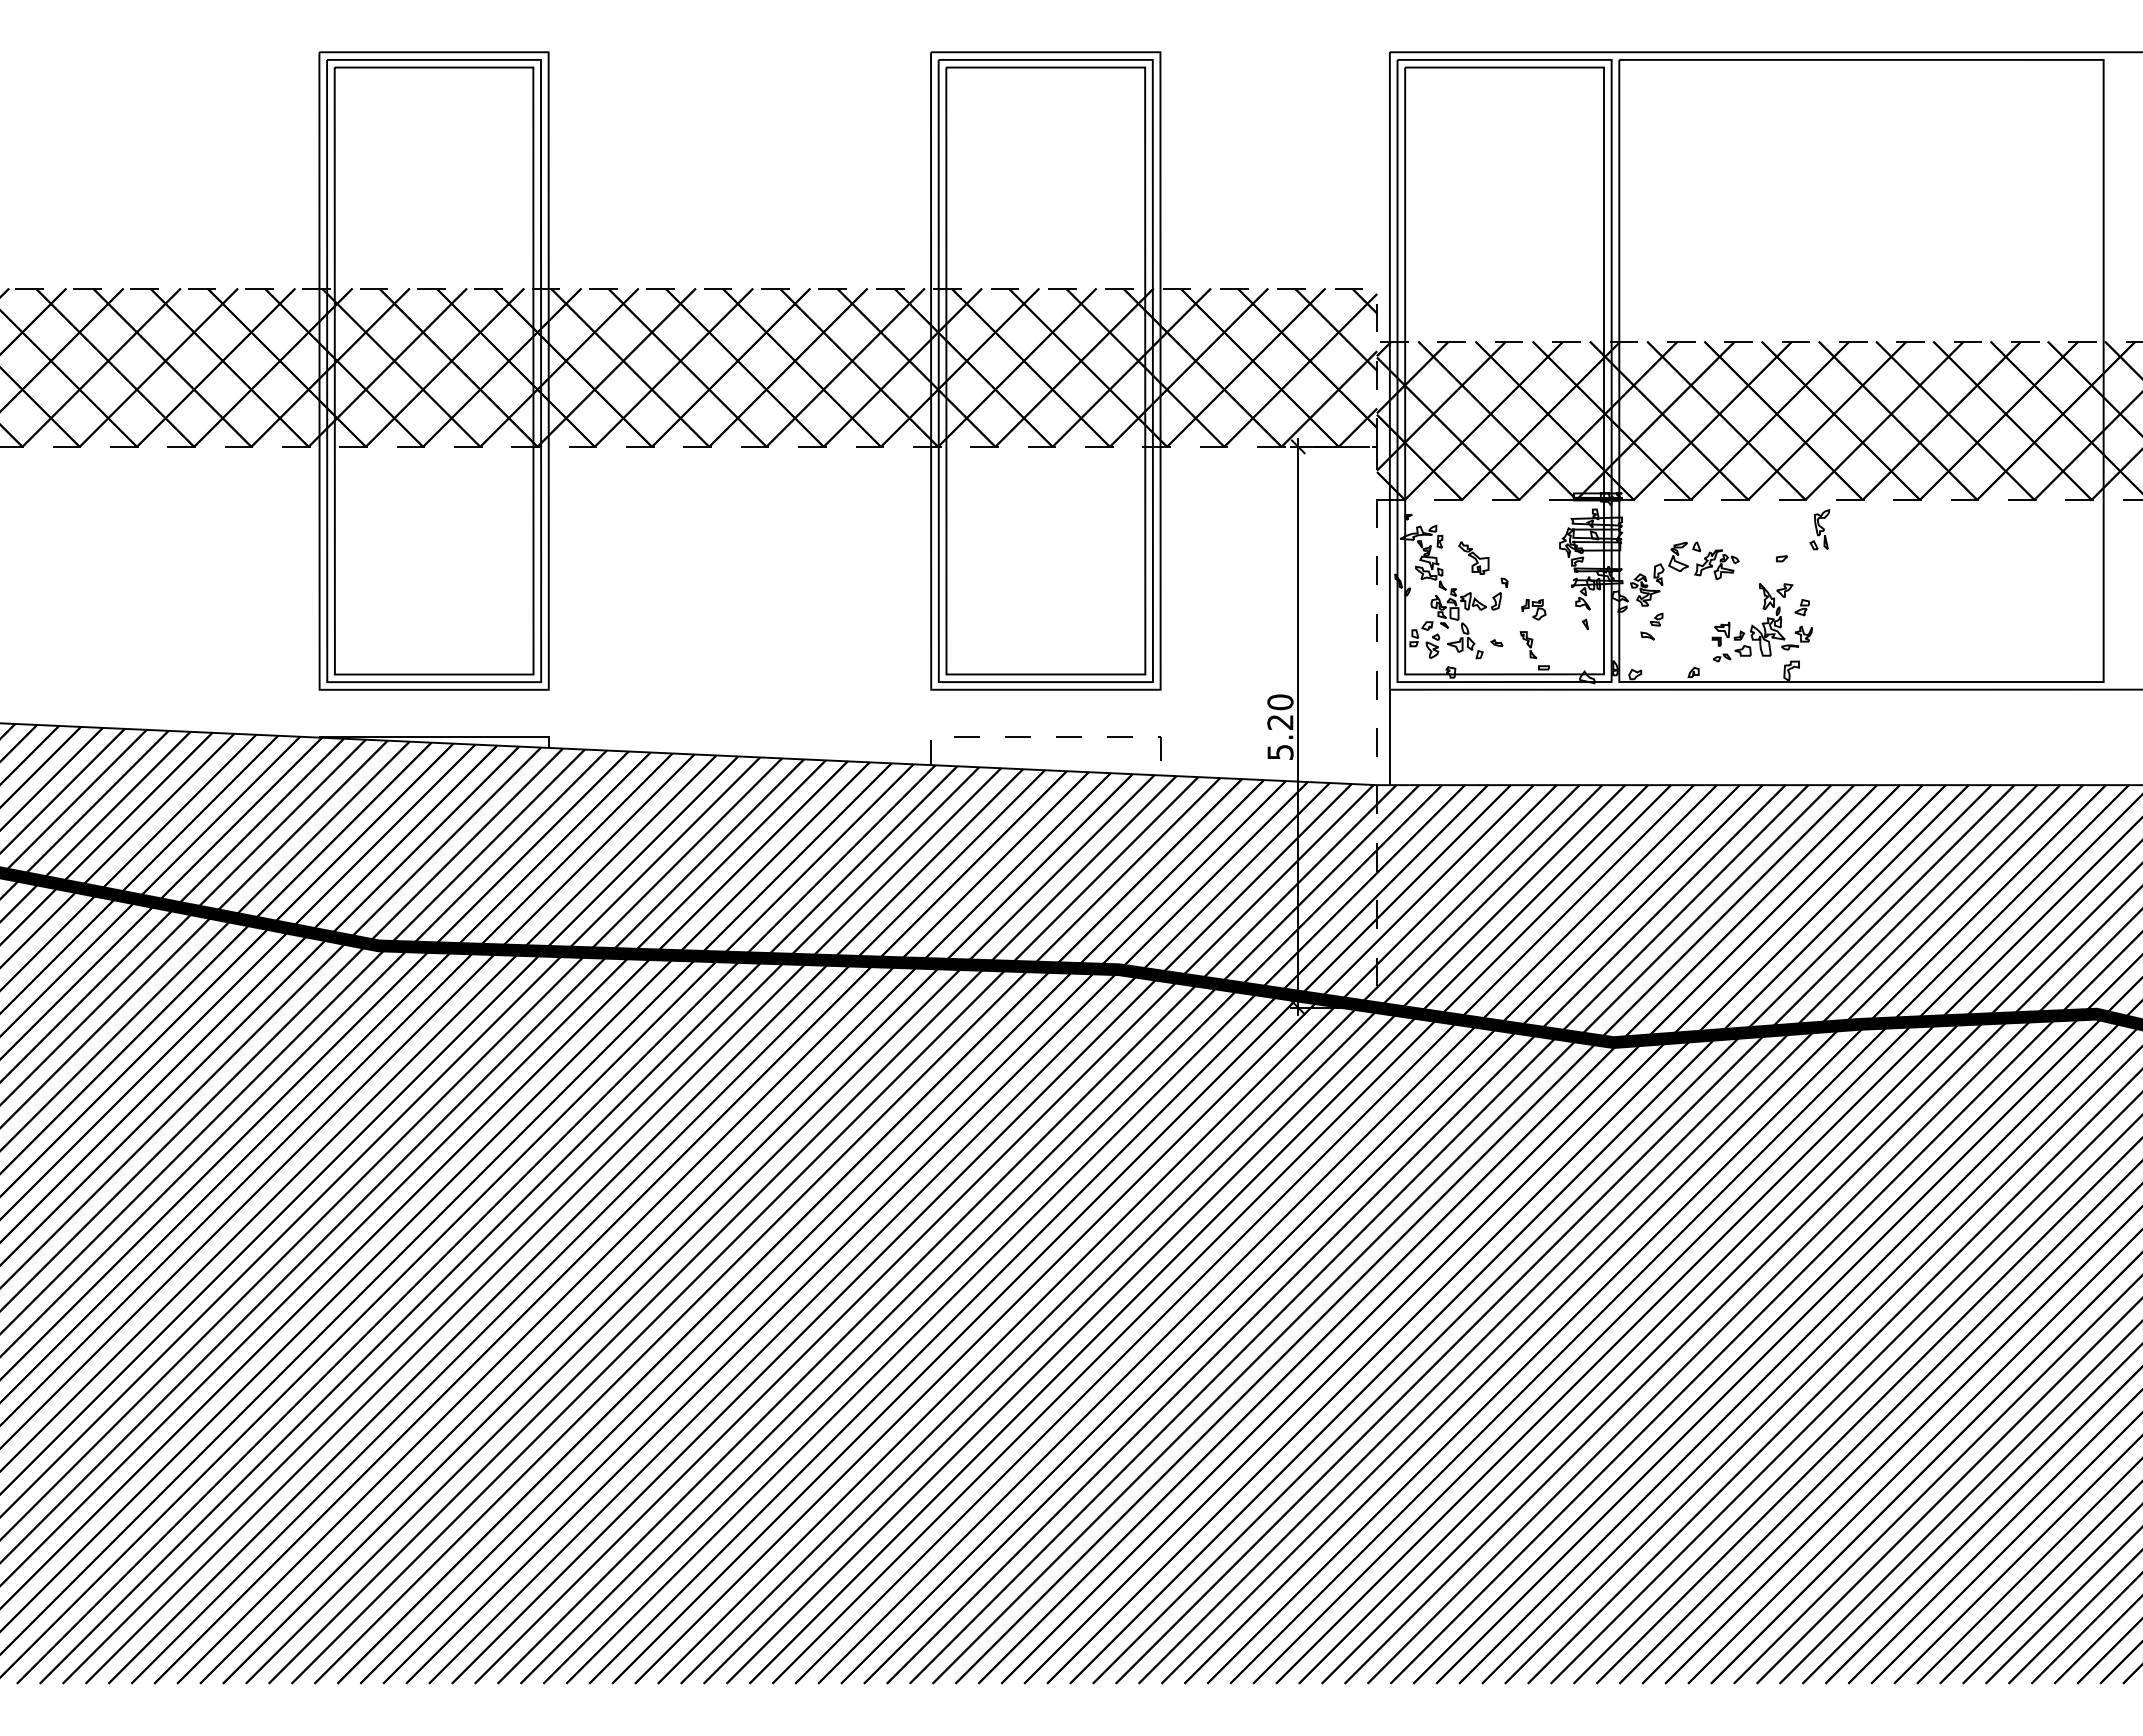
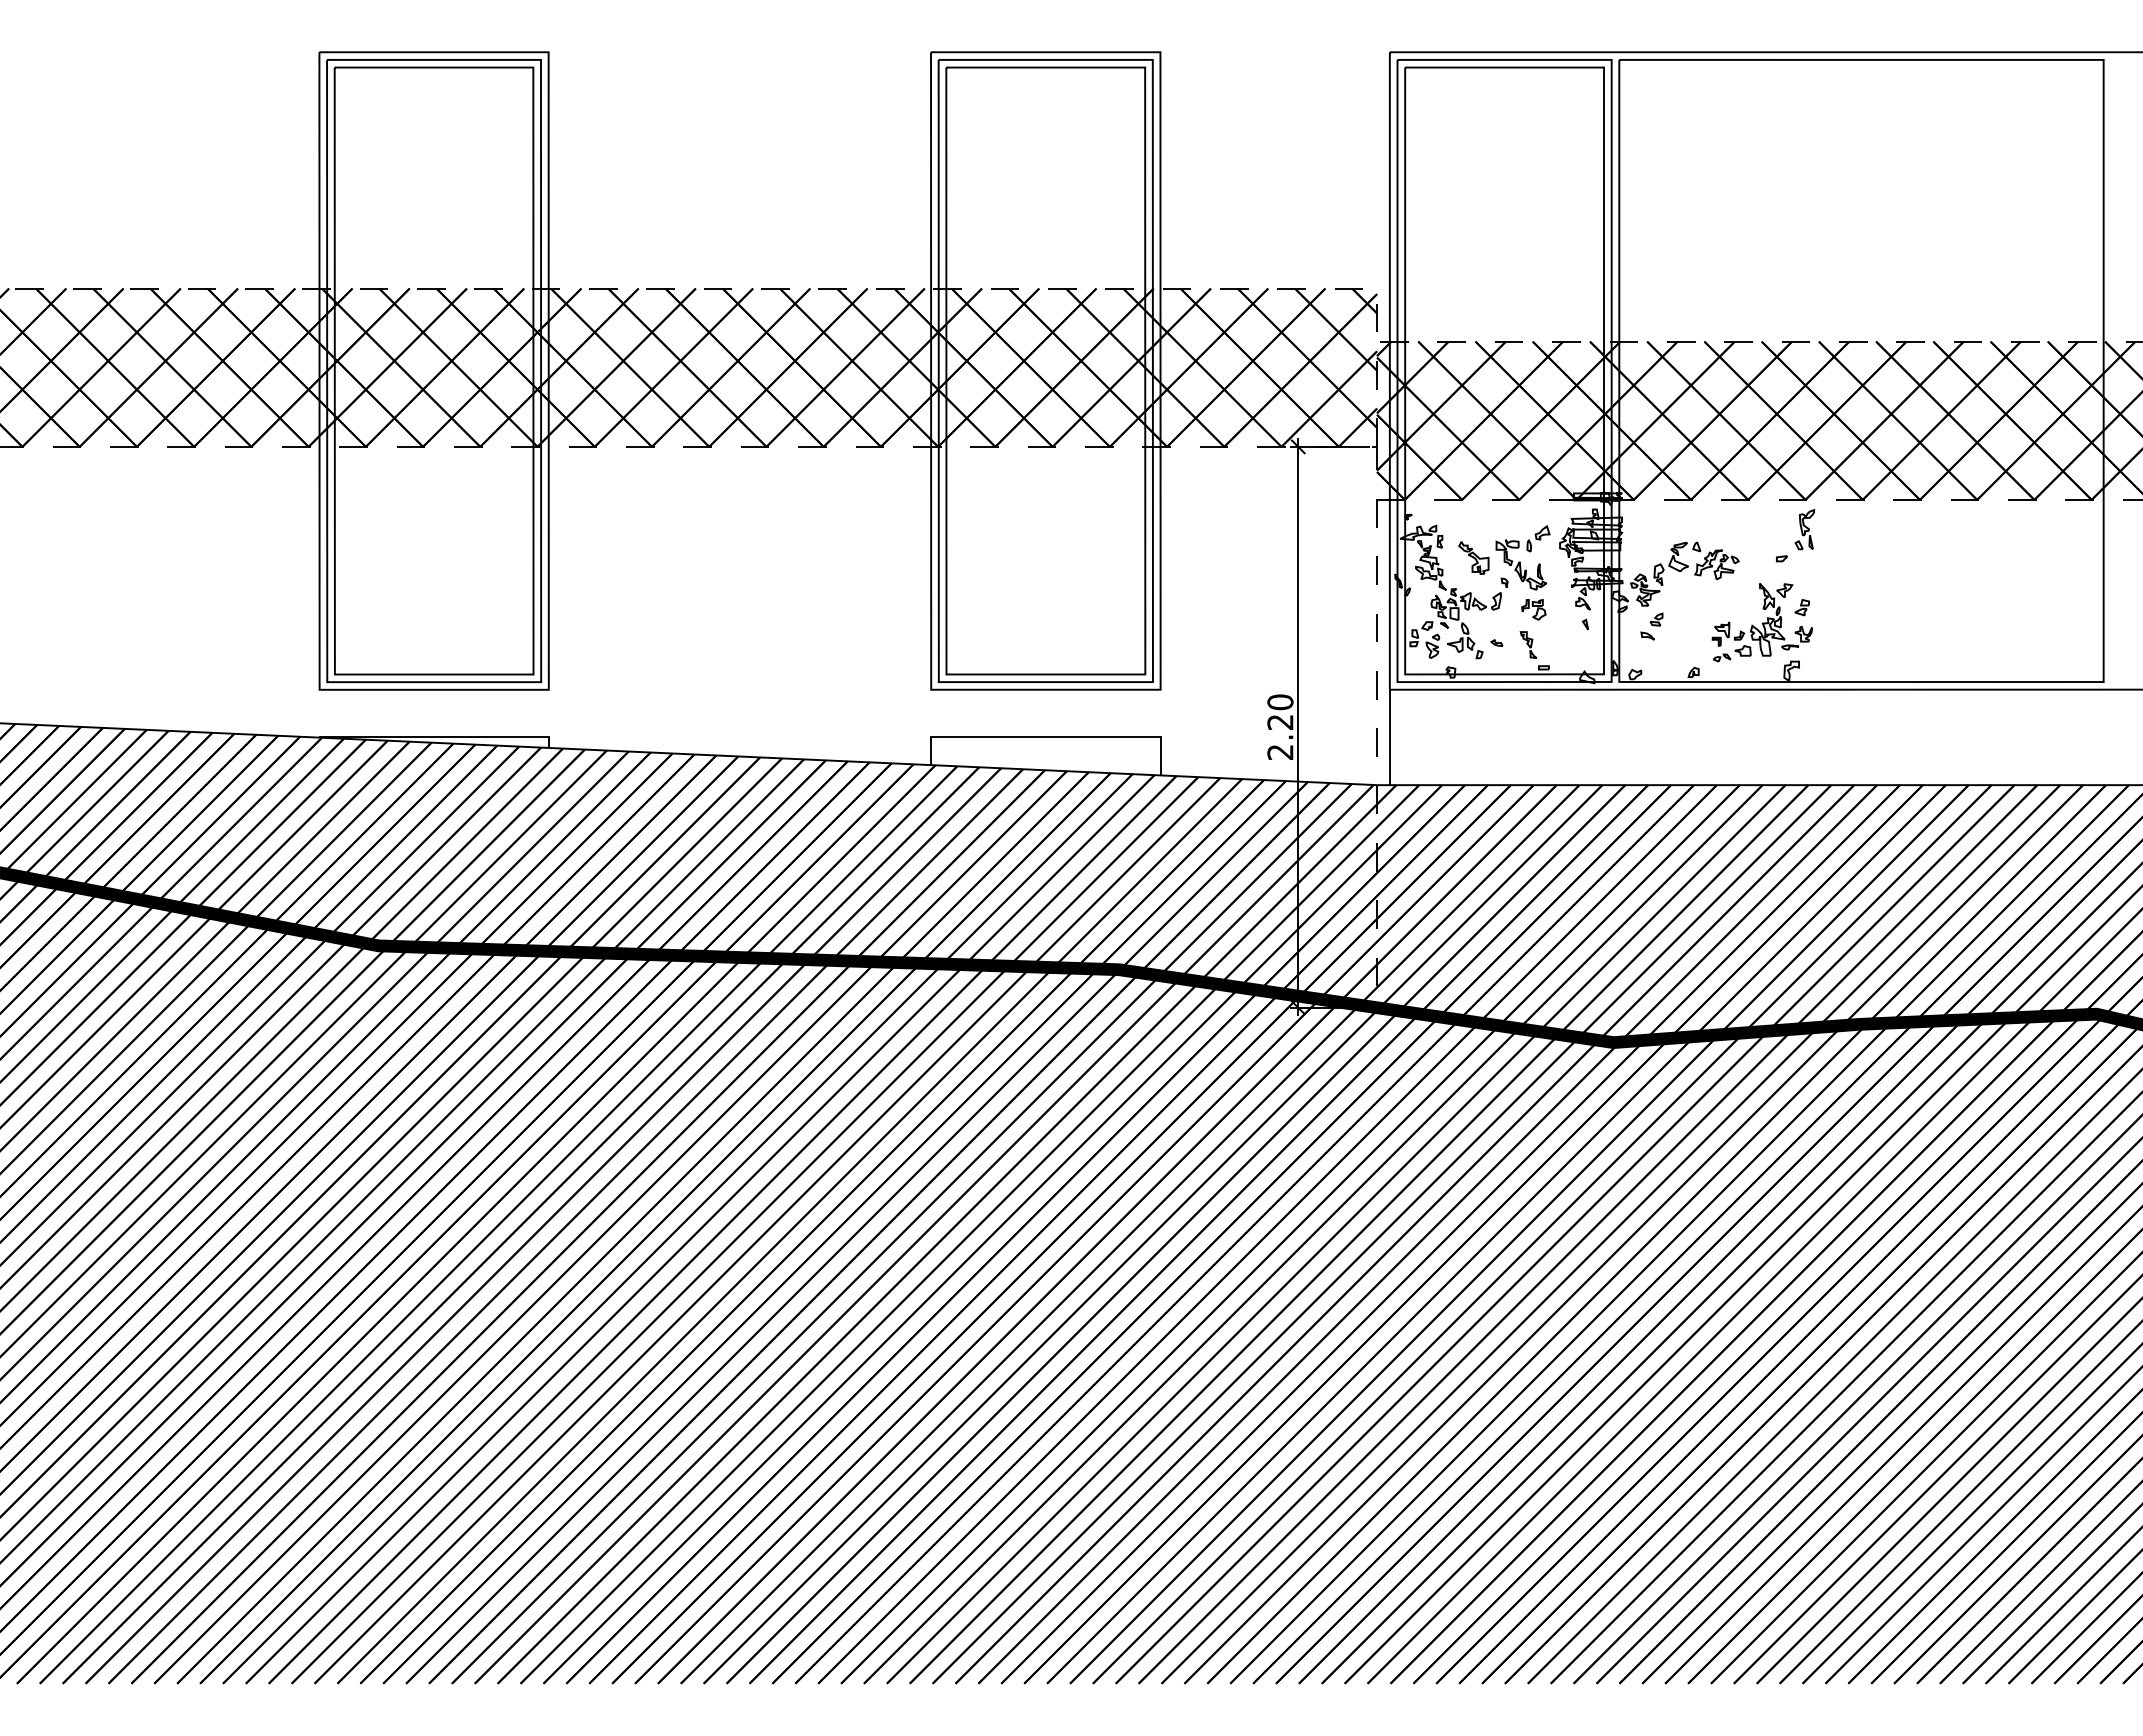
part position: (1819, 529) -> (1804, 529) (1804, 529)
part: none -> present (1522, 557)
line: dashed -> solid (1051, 737)
text: 5.20 -> 2.20 (1280, 752)
